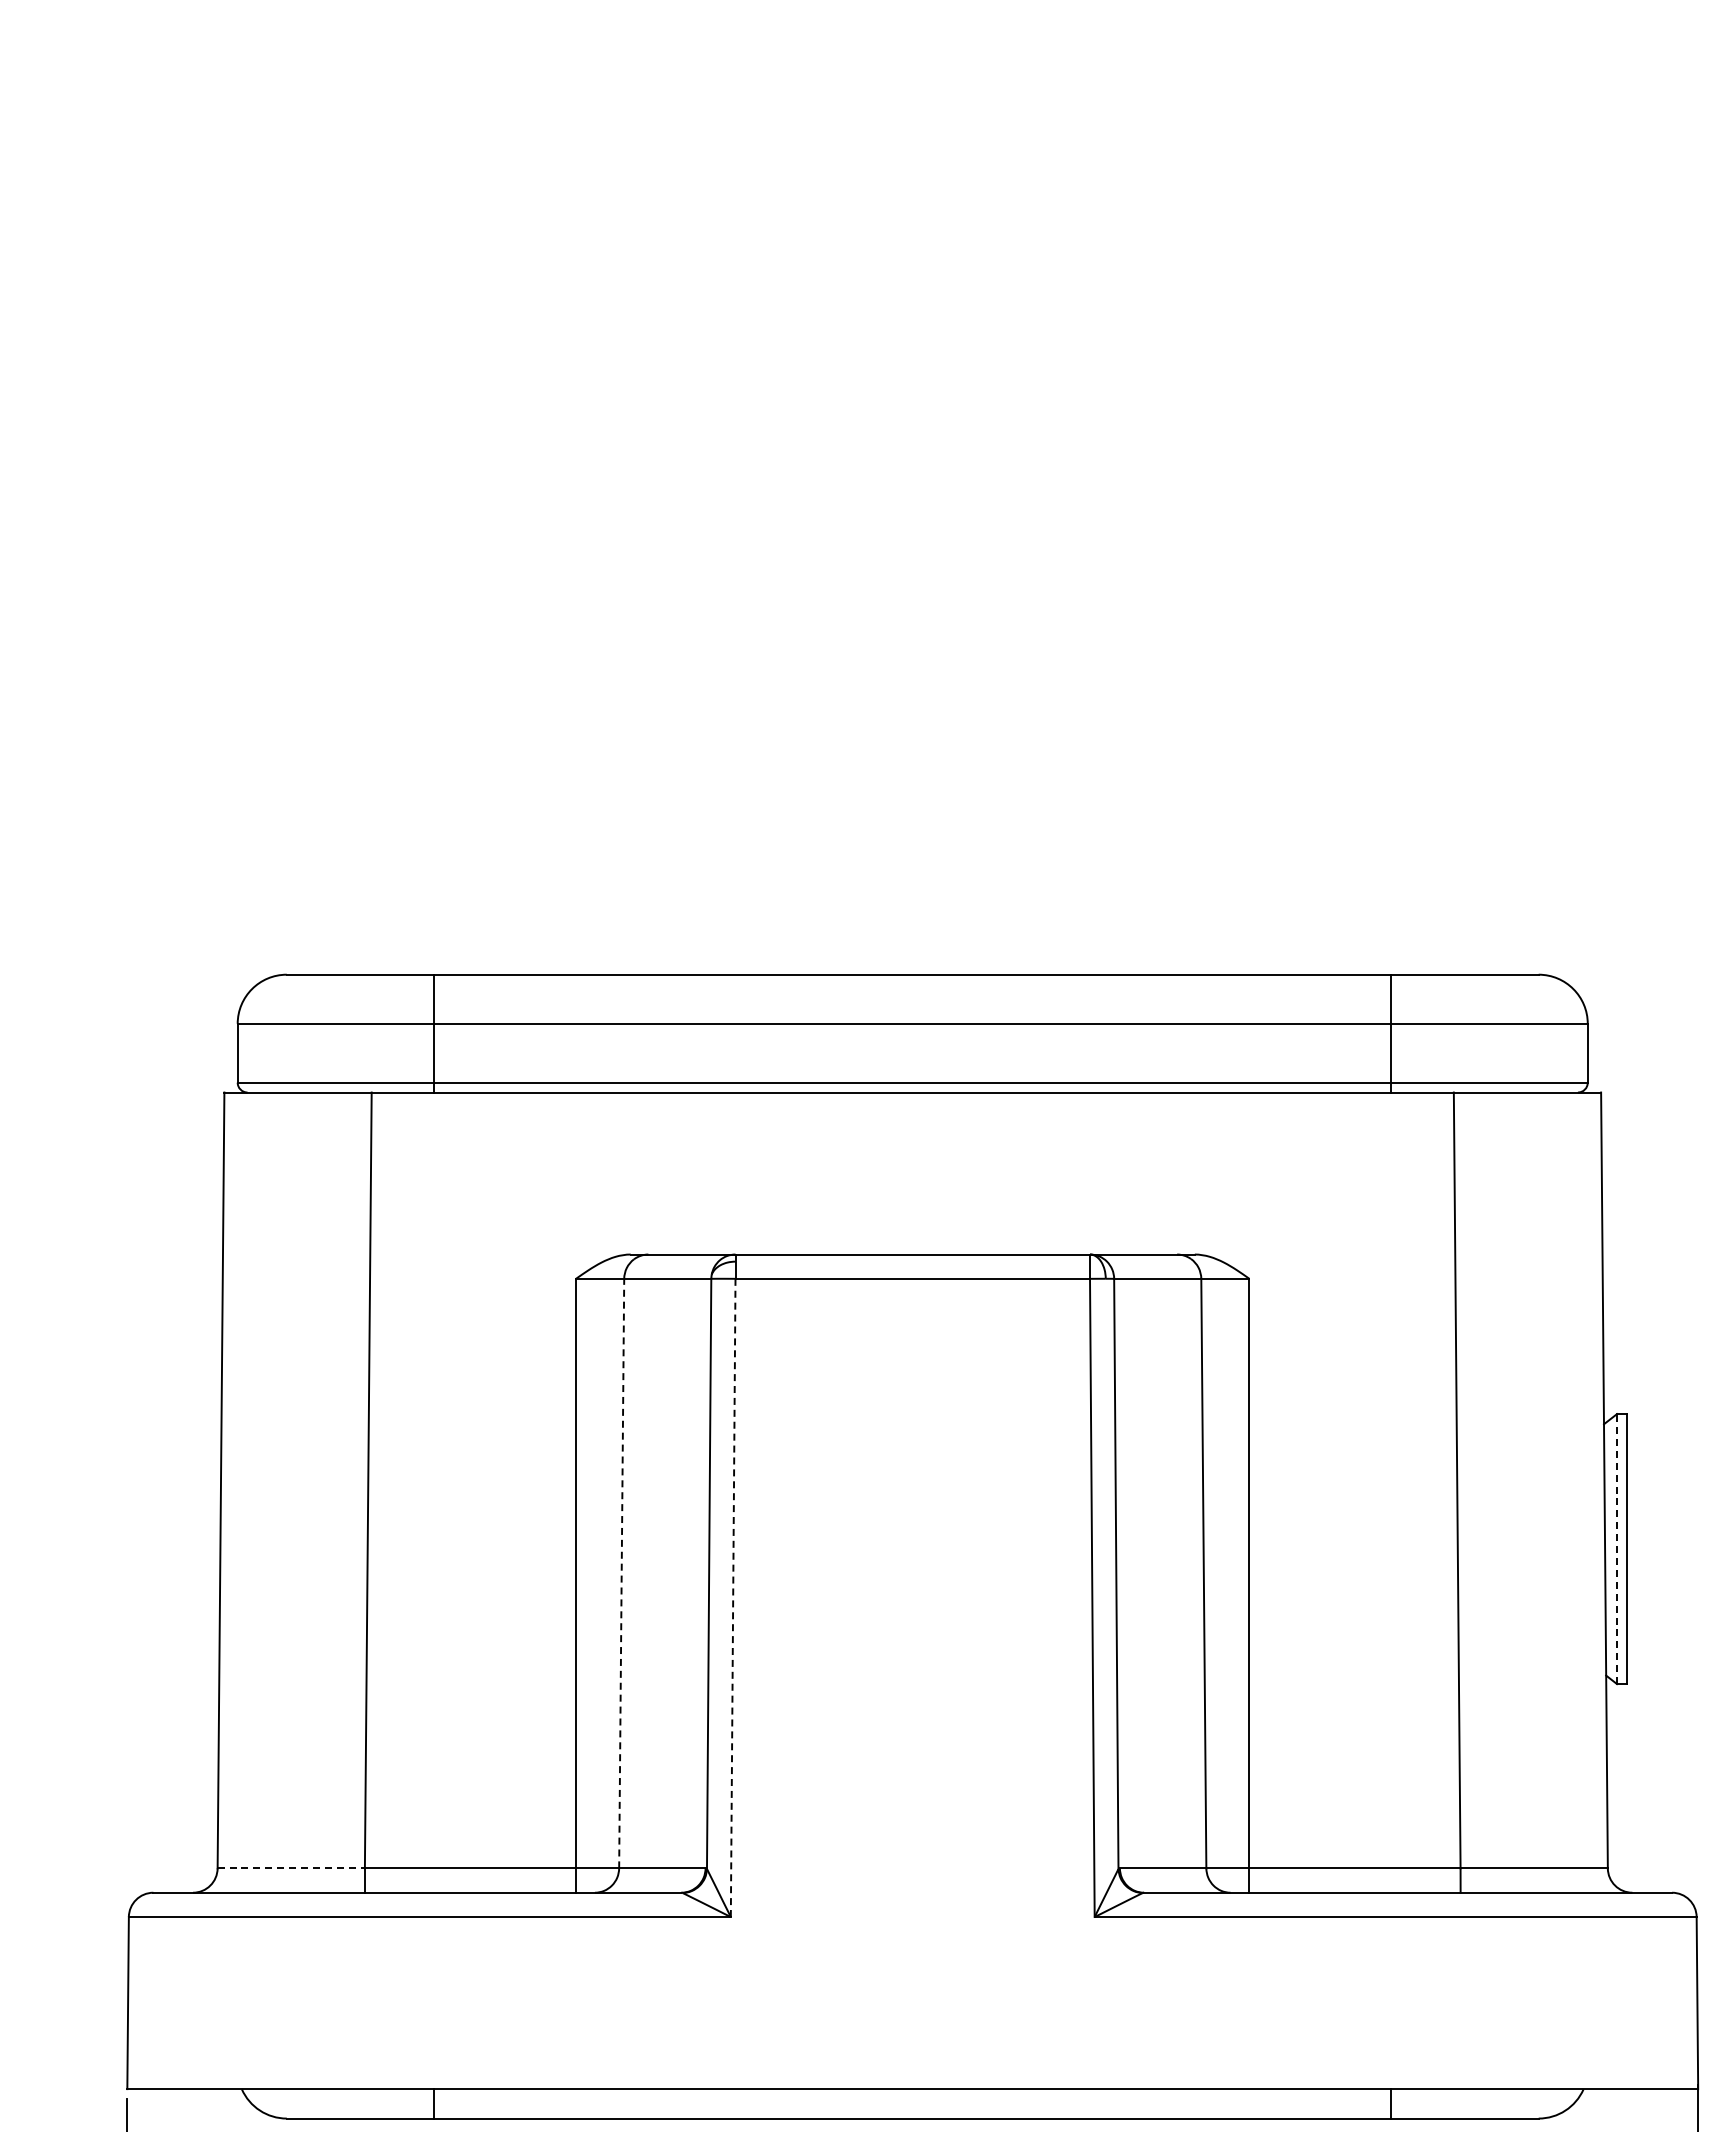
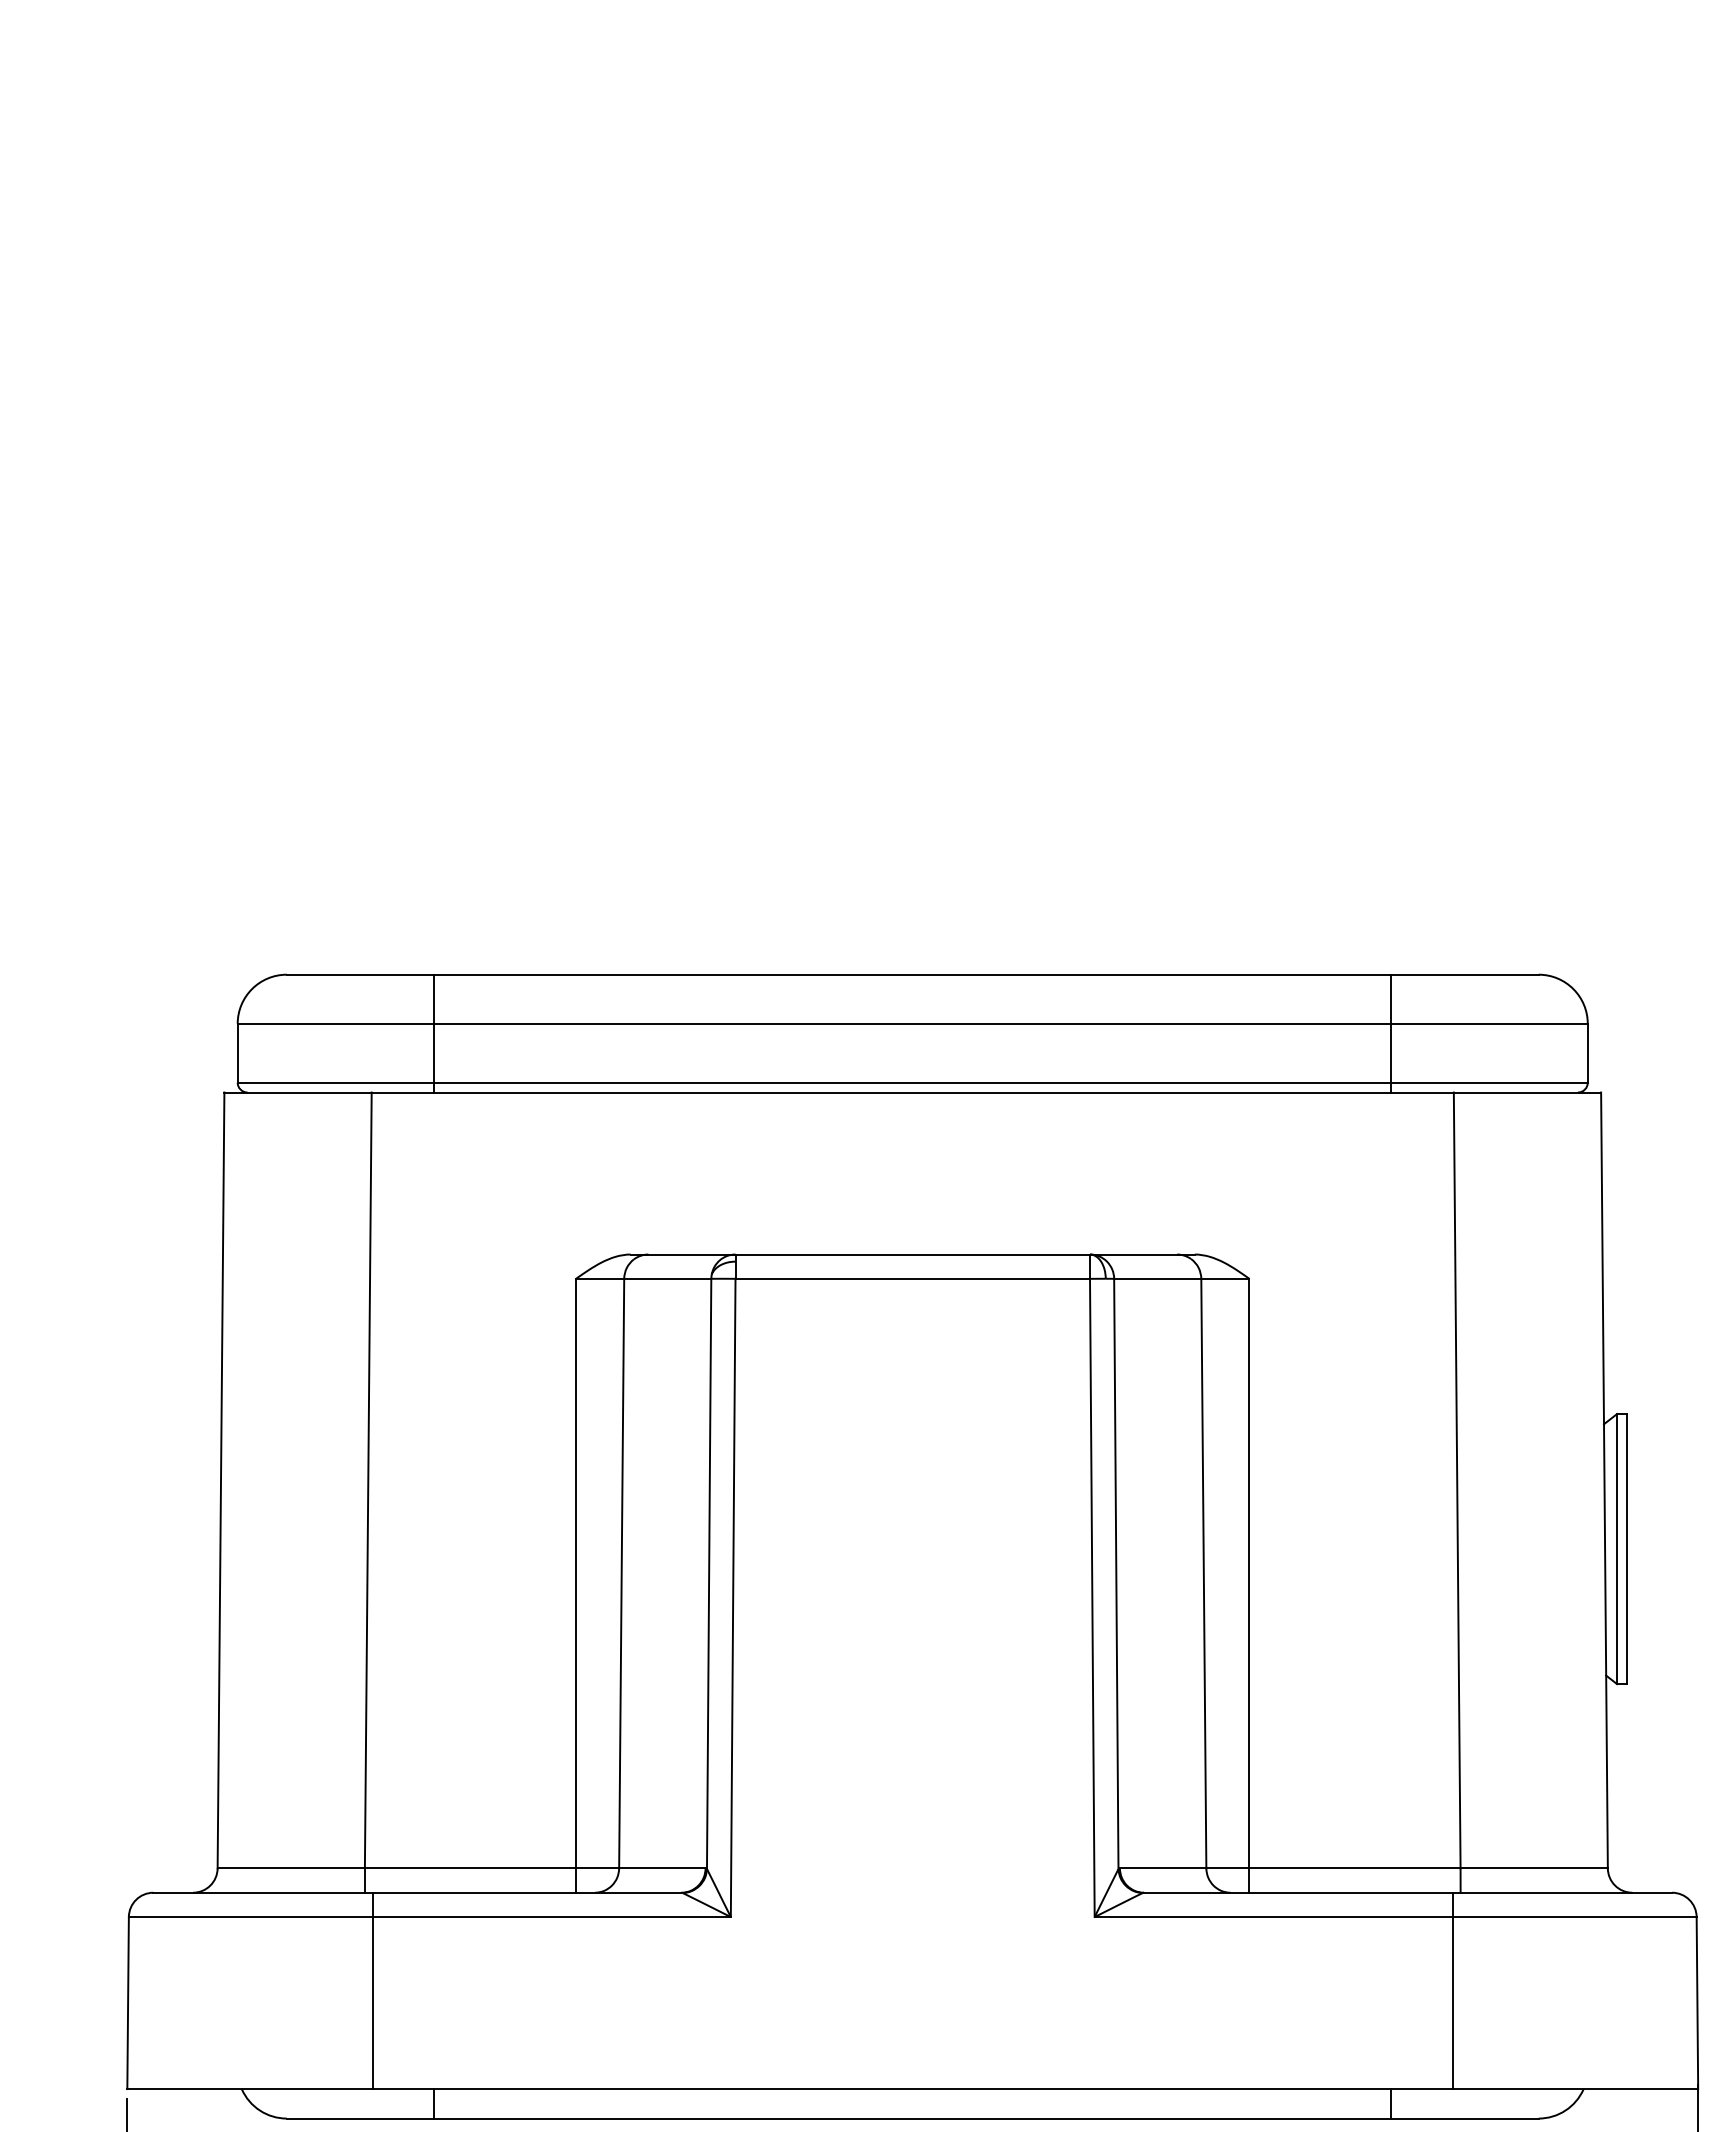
line: dashed -> solid (1617, 1548)
line: dashed -> solid (621, 1573)
line: dashed -> solid (733, 1598)
line: dashed -> solid (291, 1868)
line: none -> present (372, 1990)
line: none -> present (1452, 1990)
